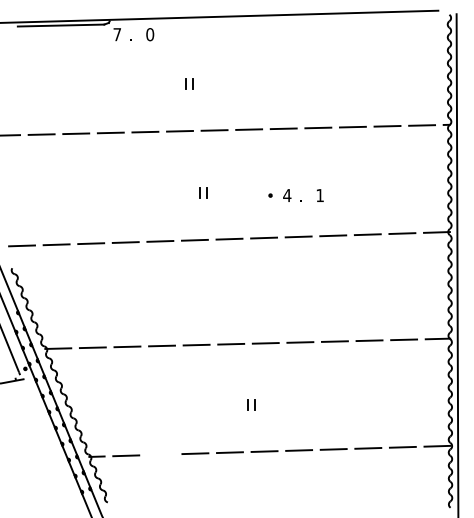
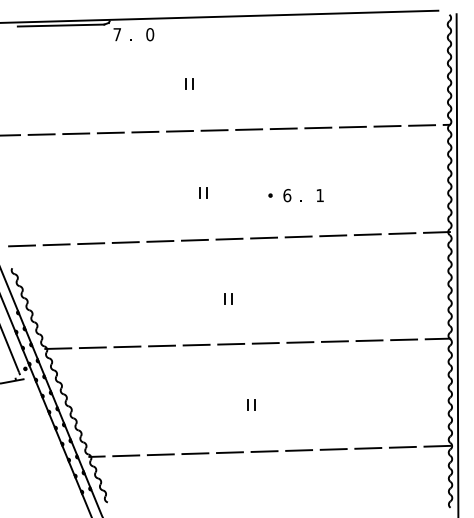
text: 4 -> 6 (287, 195)
part: none -> present (228, 298)
line: none -> present (160, 454)
